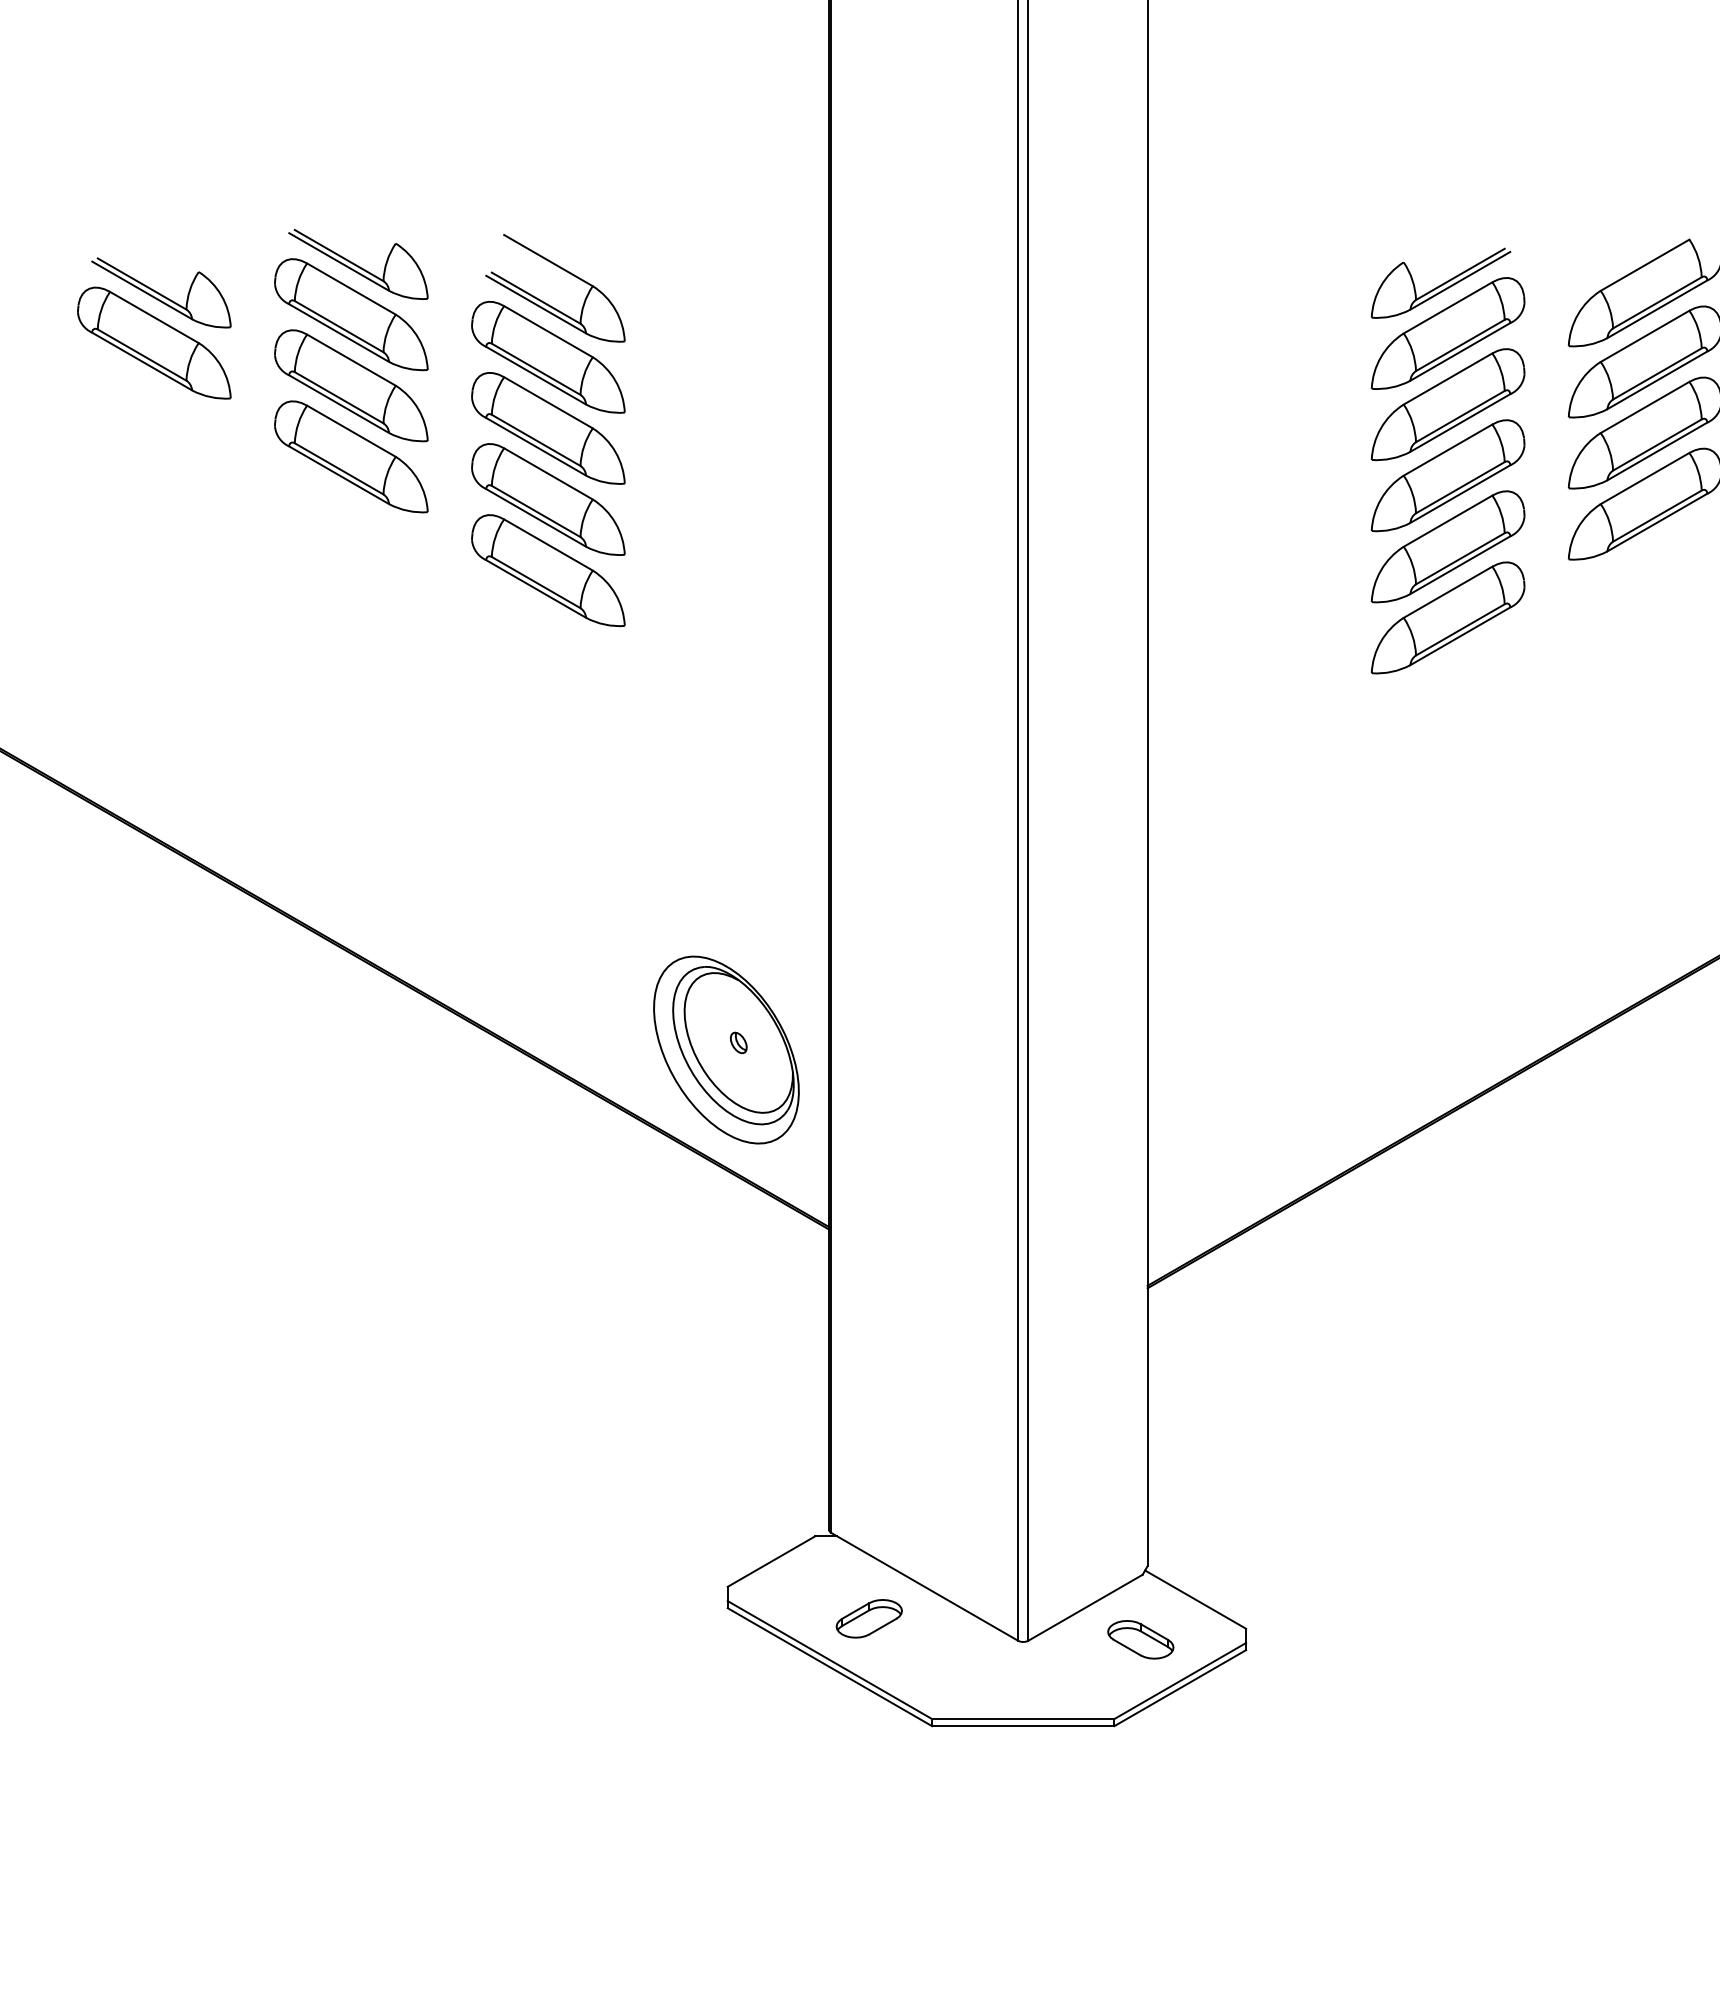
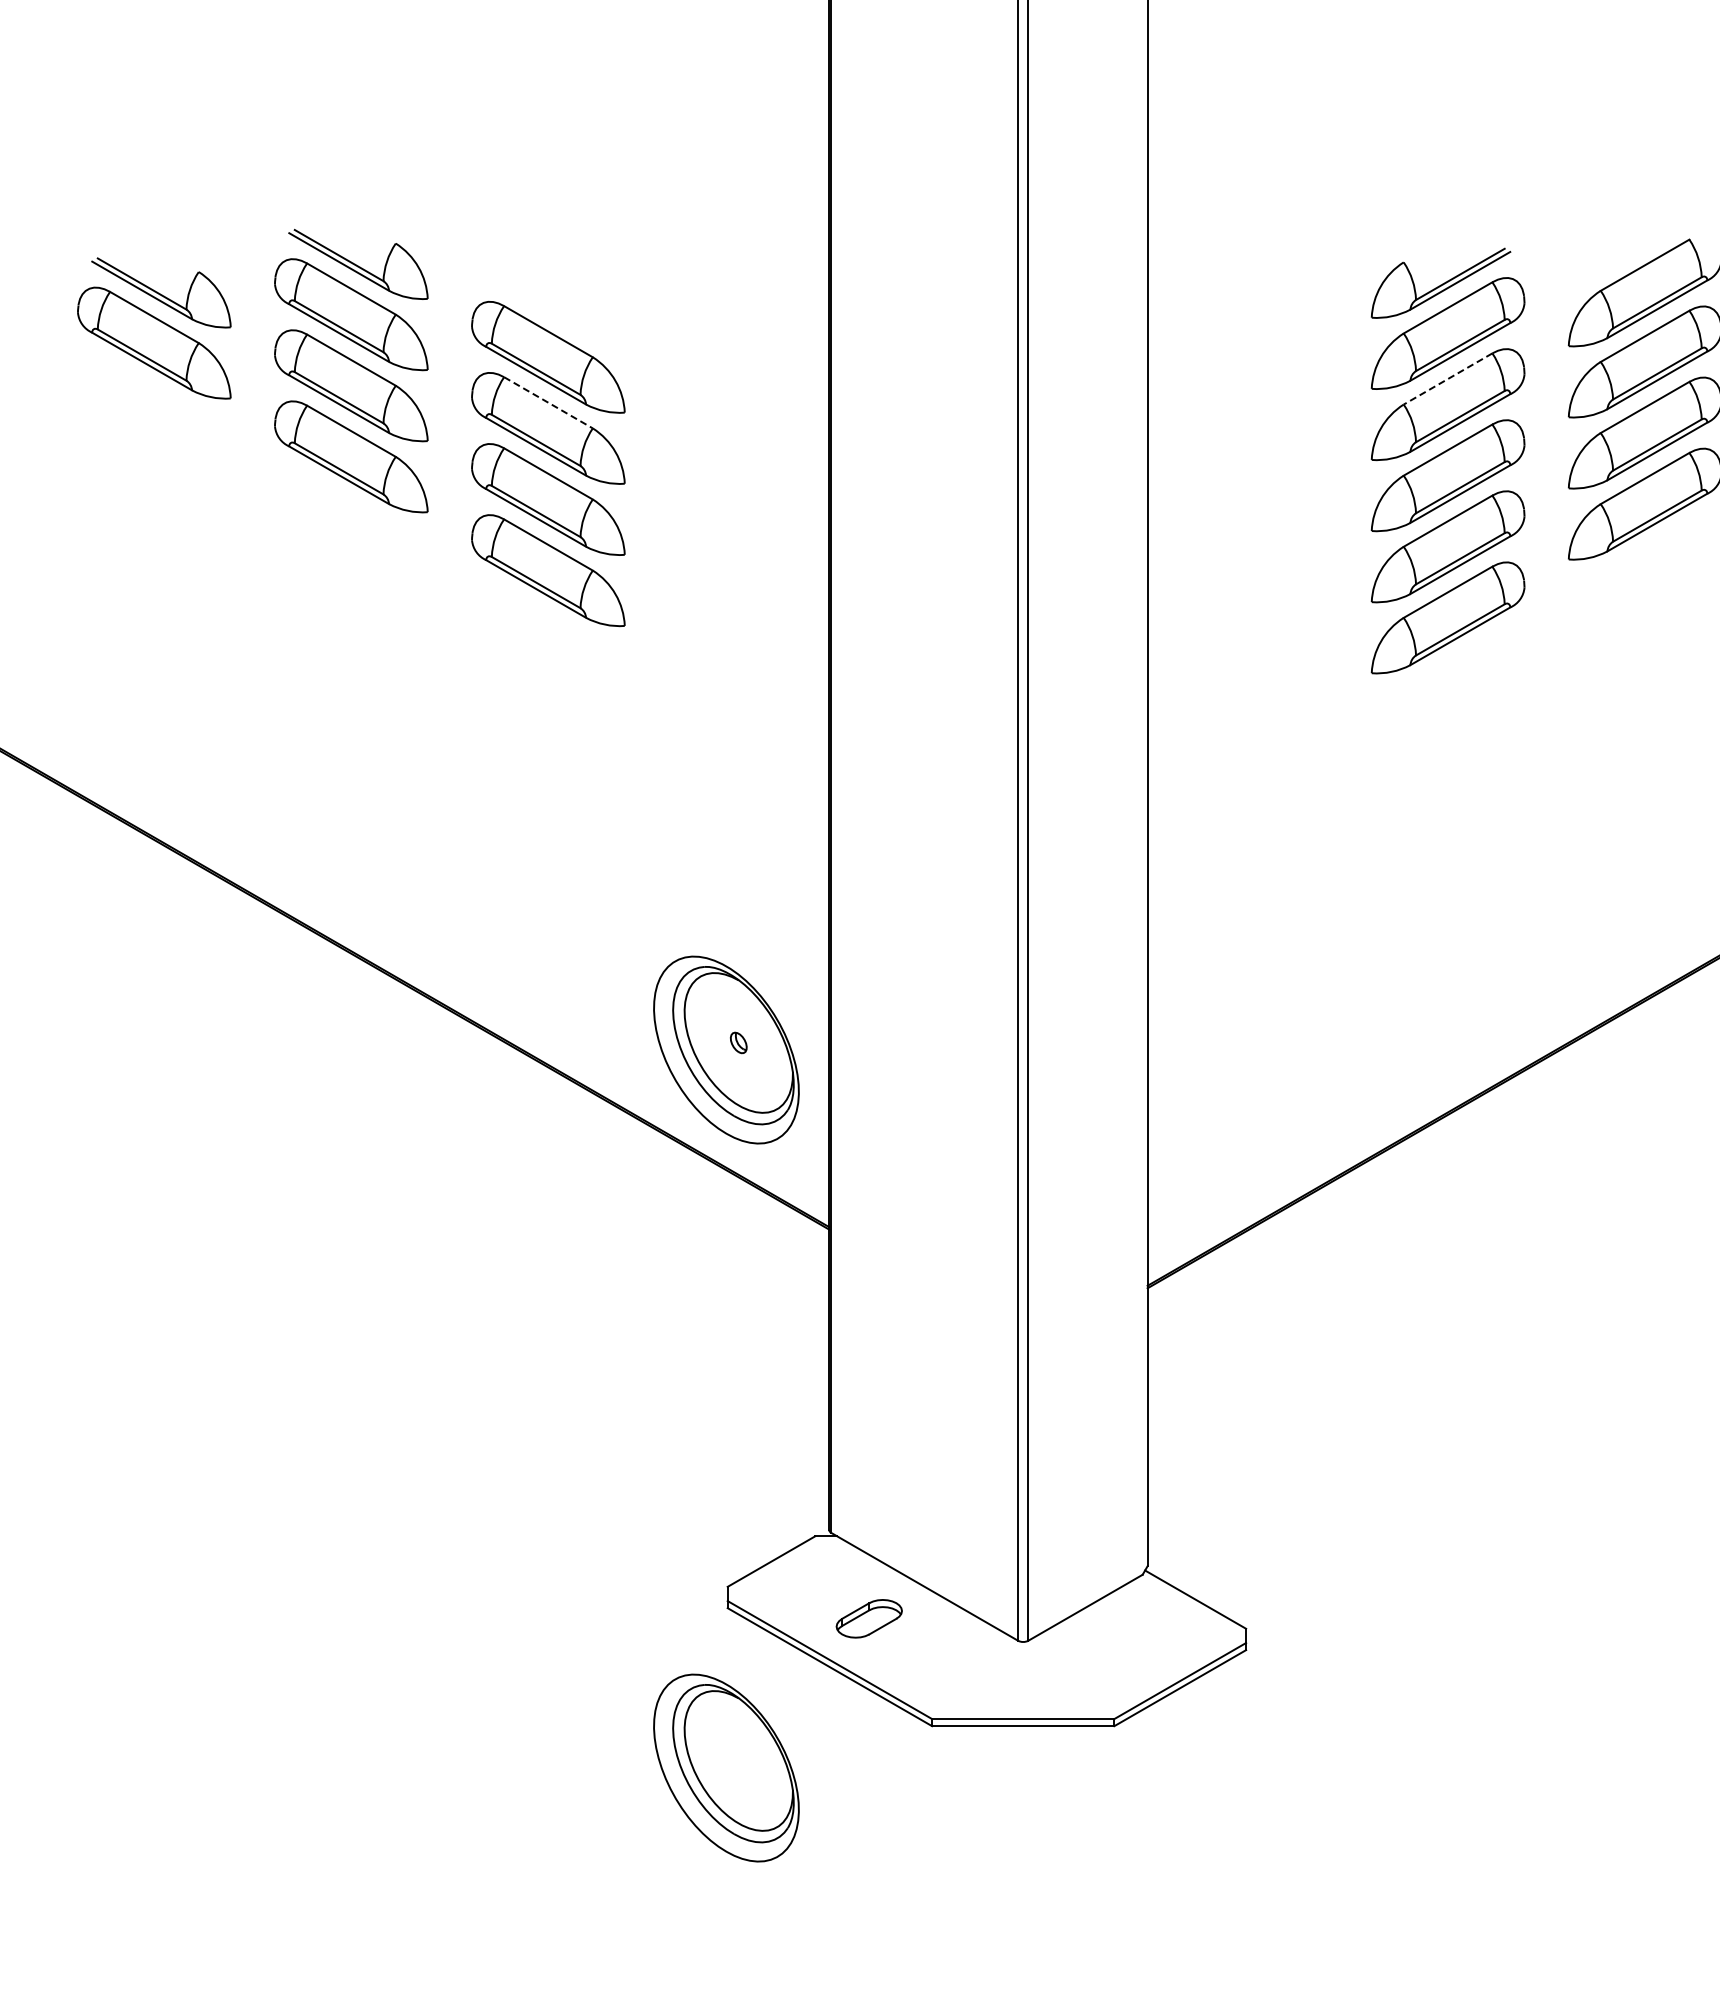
part: present -> none (547, 303)
line: solid -> dashed (1447, 379)
line: solid -> dashed (548, 403)
part: present -> none (1140, 1639)
part: none -> present (726, 1767)
